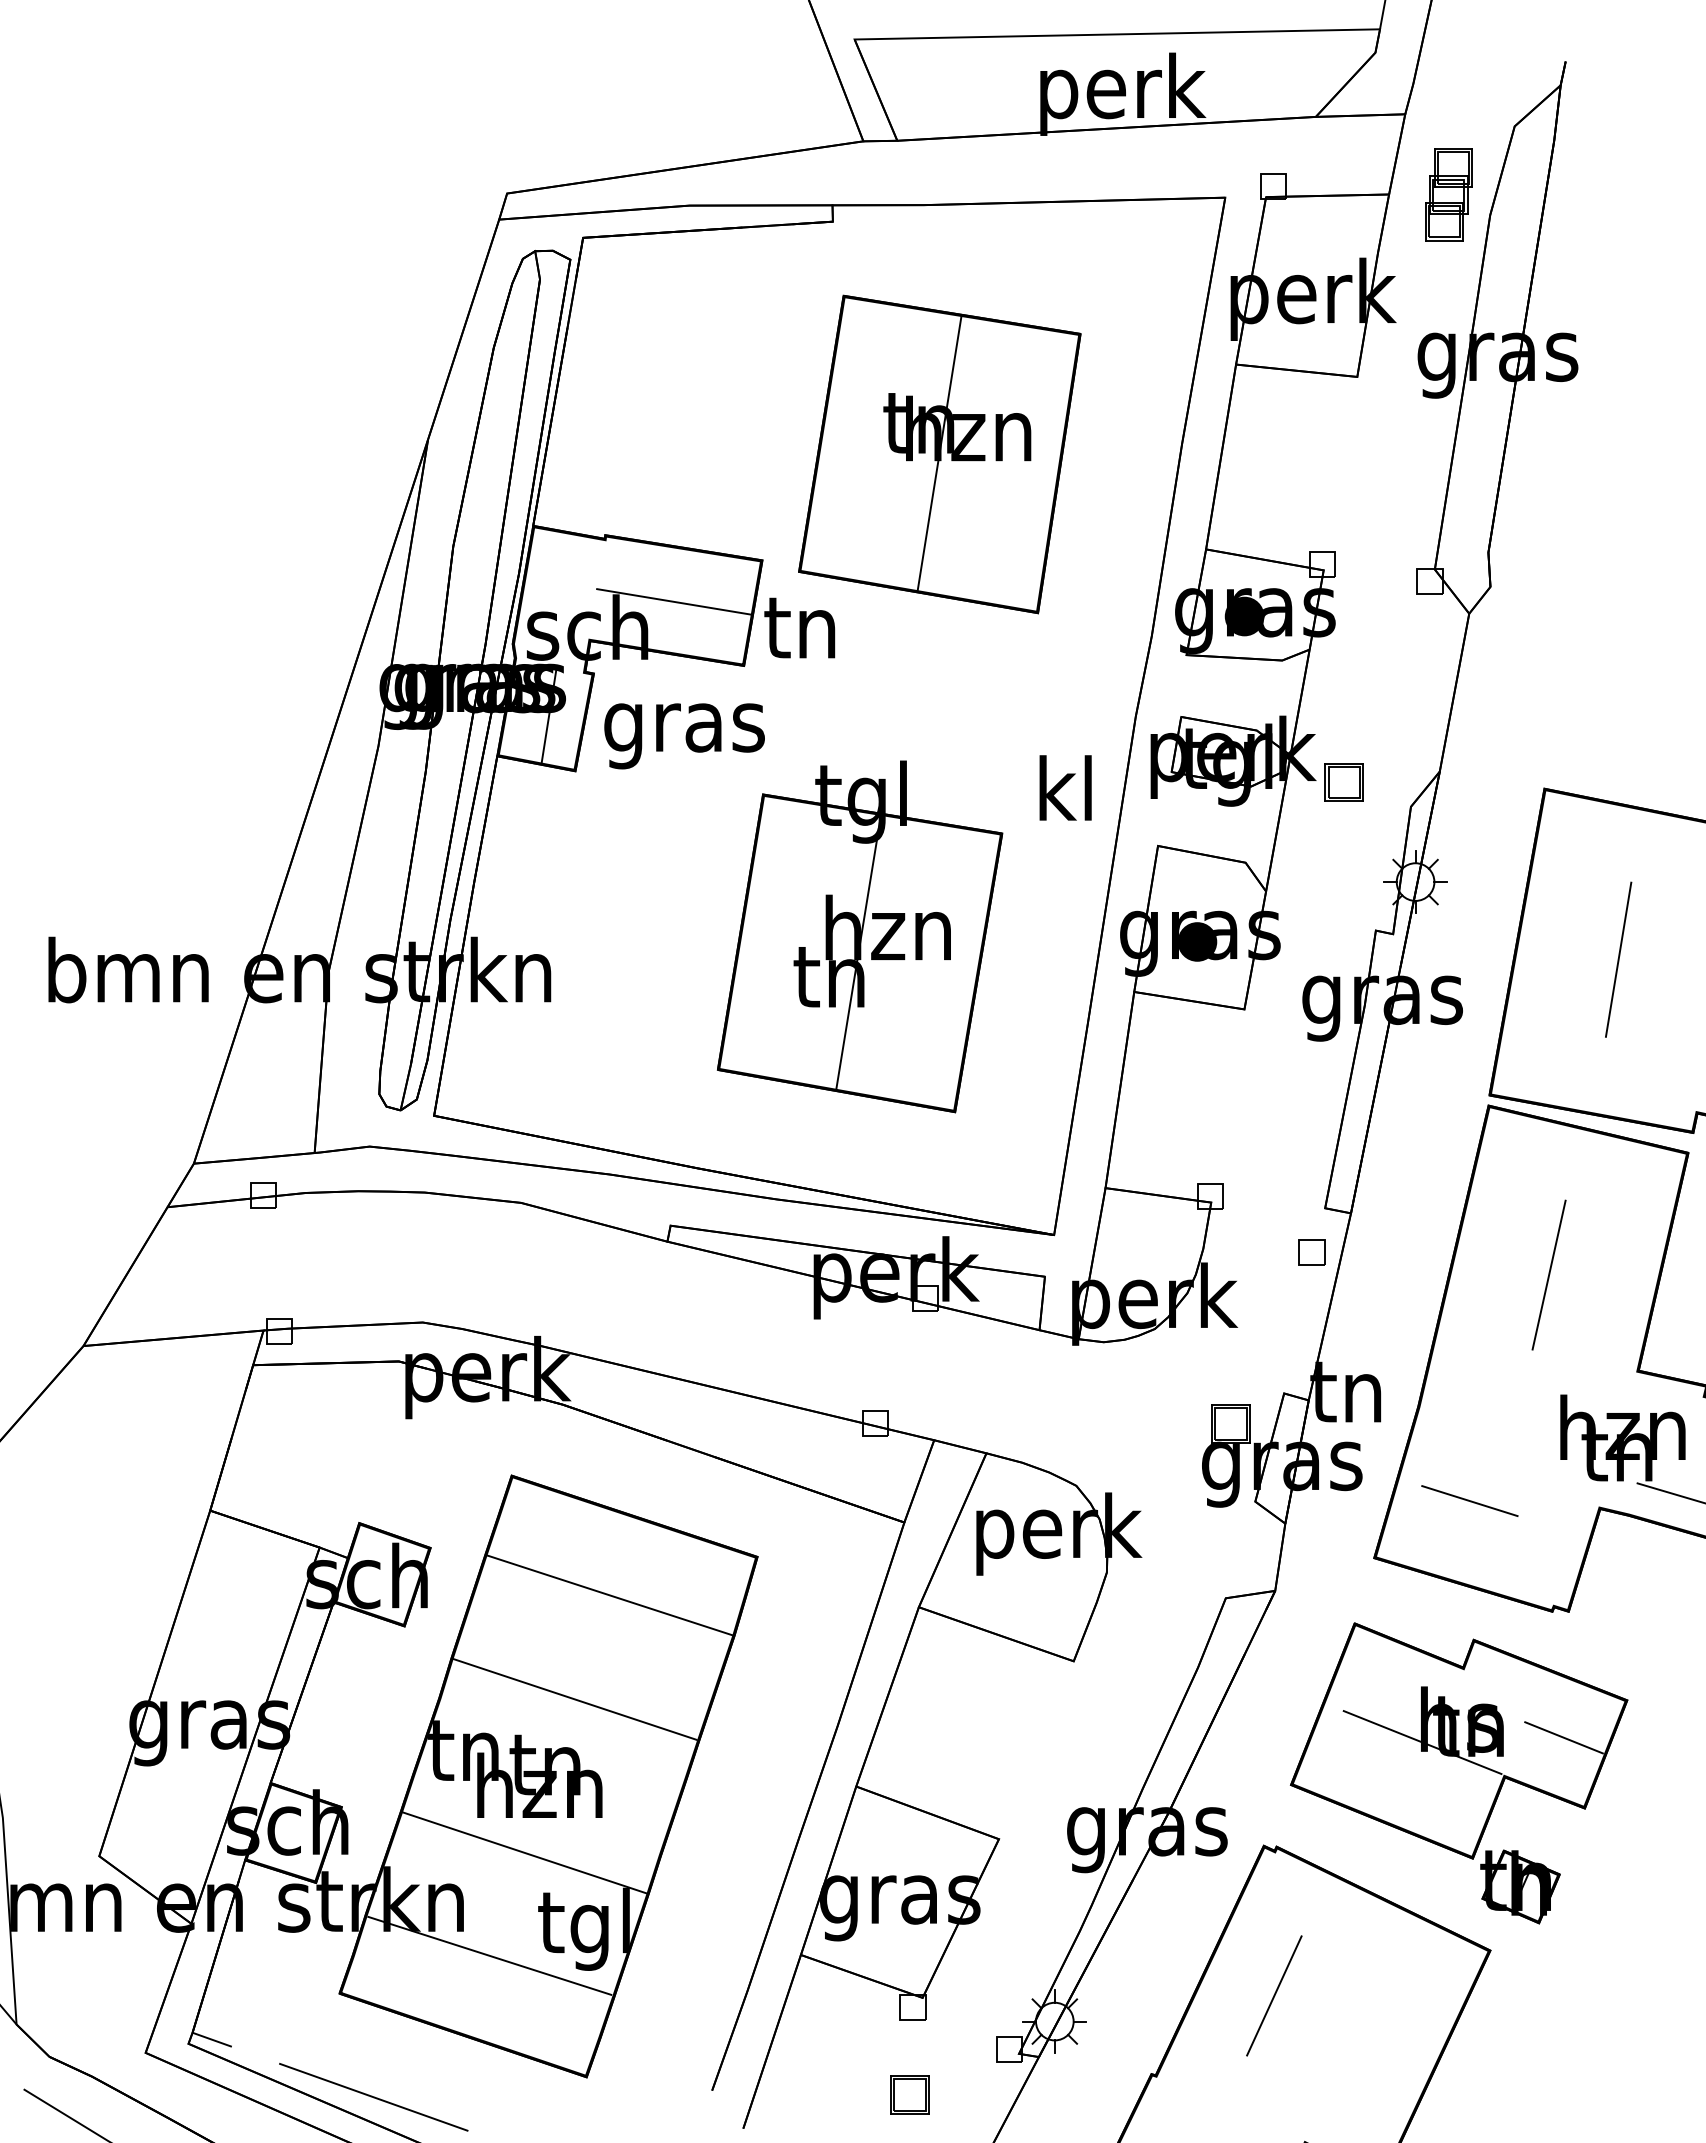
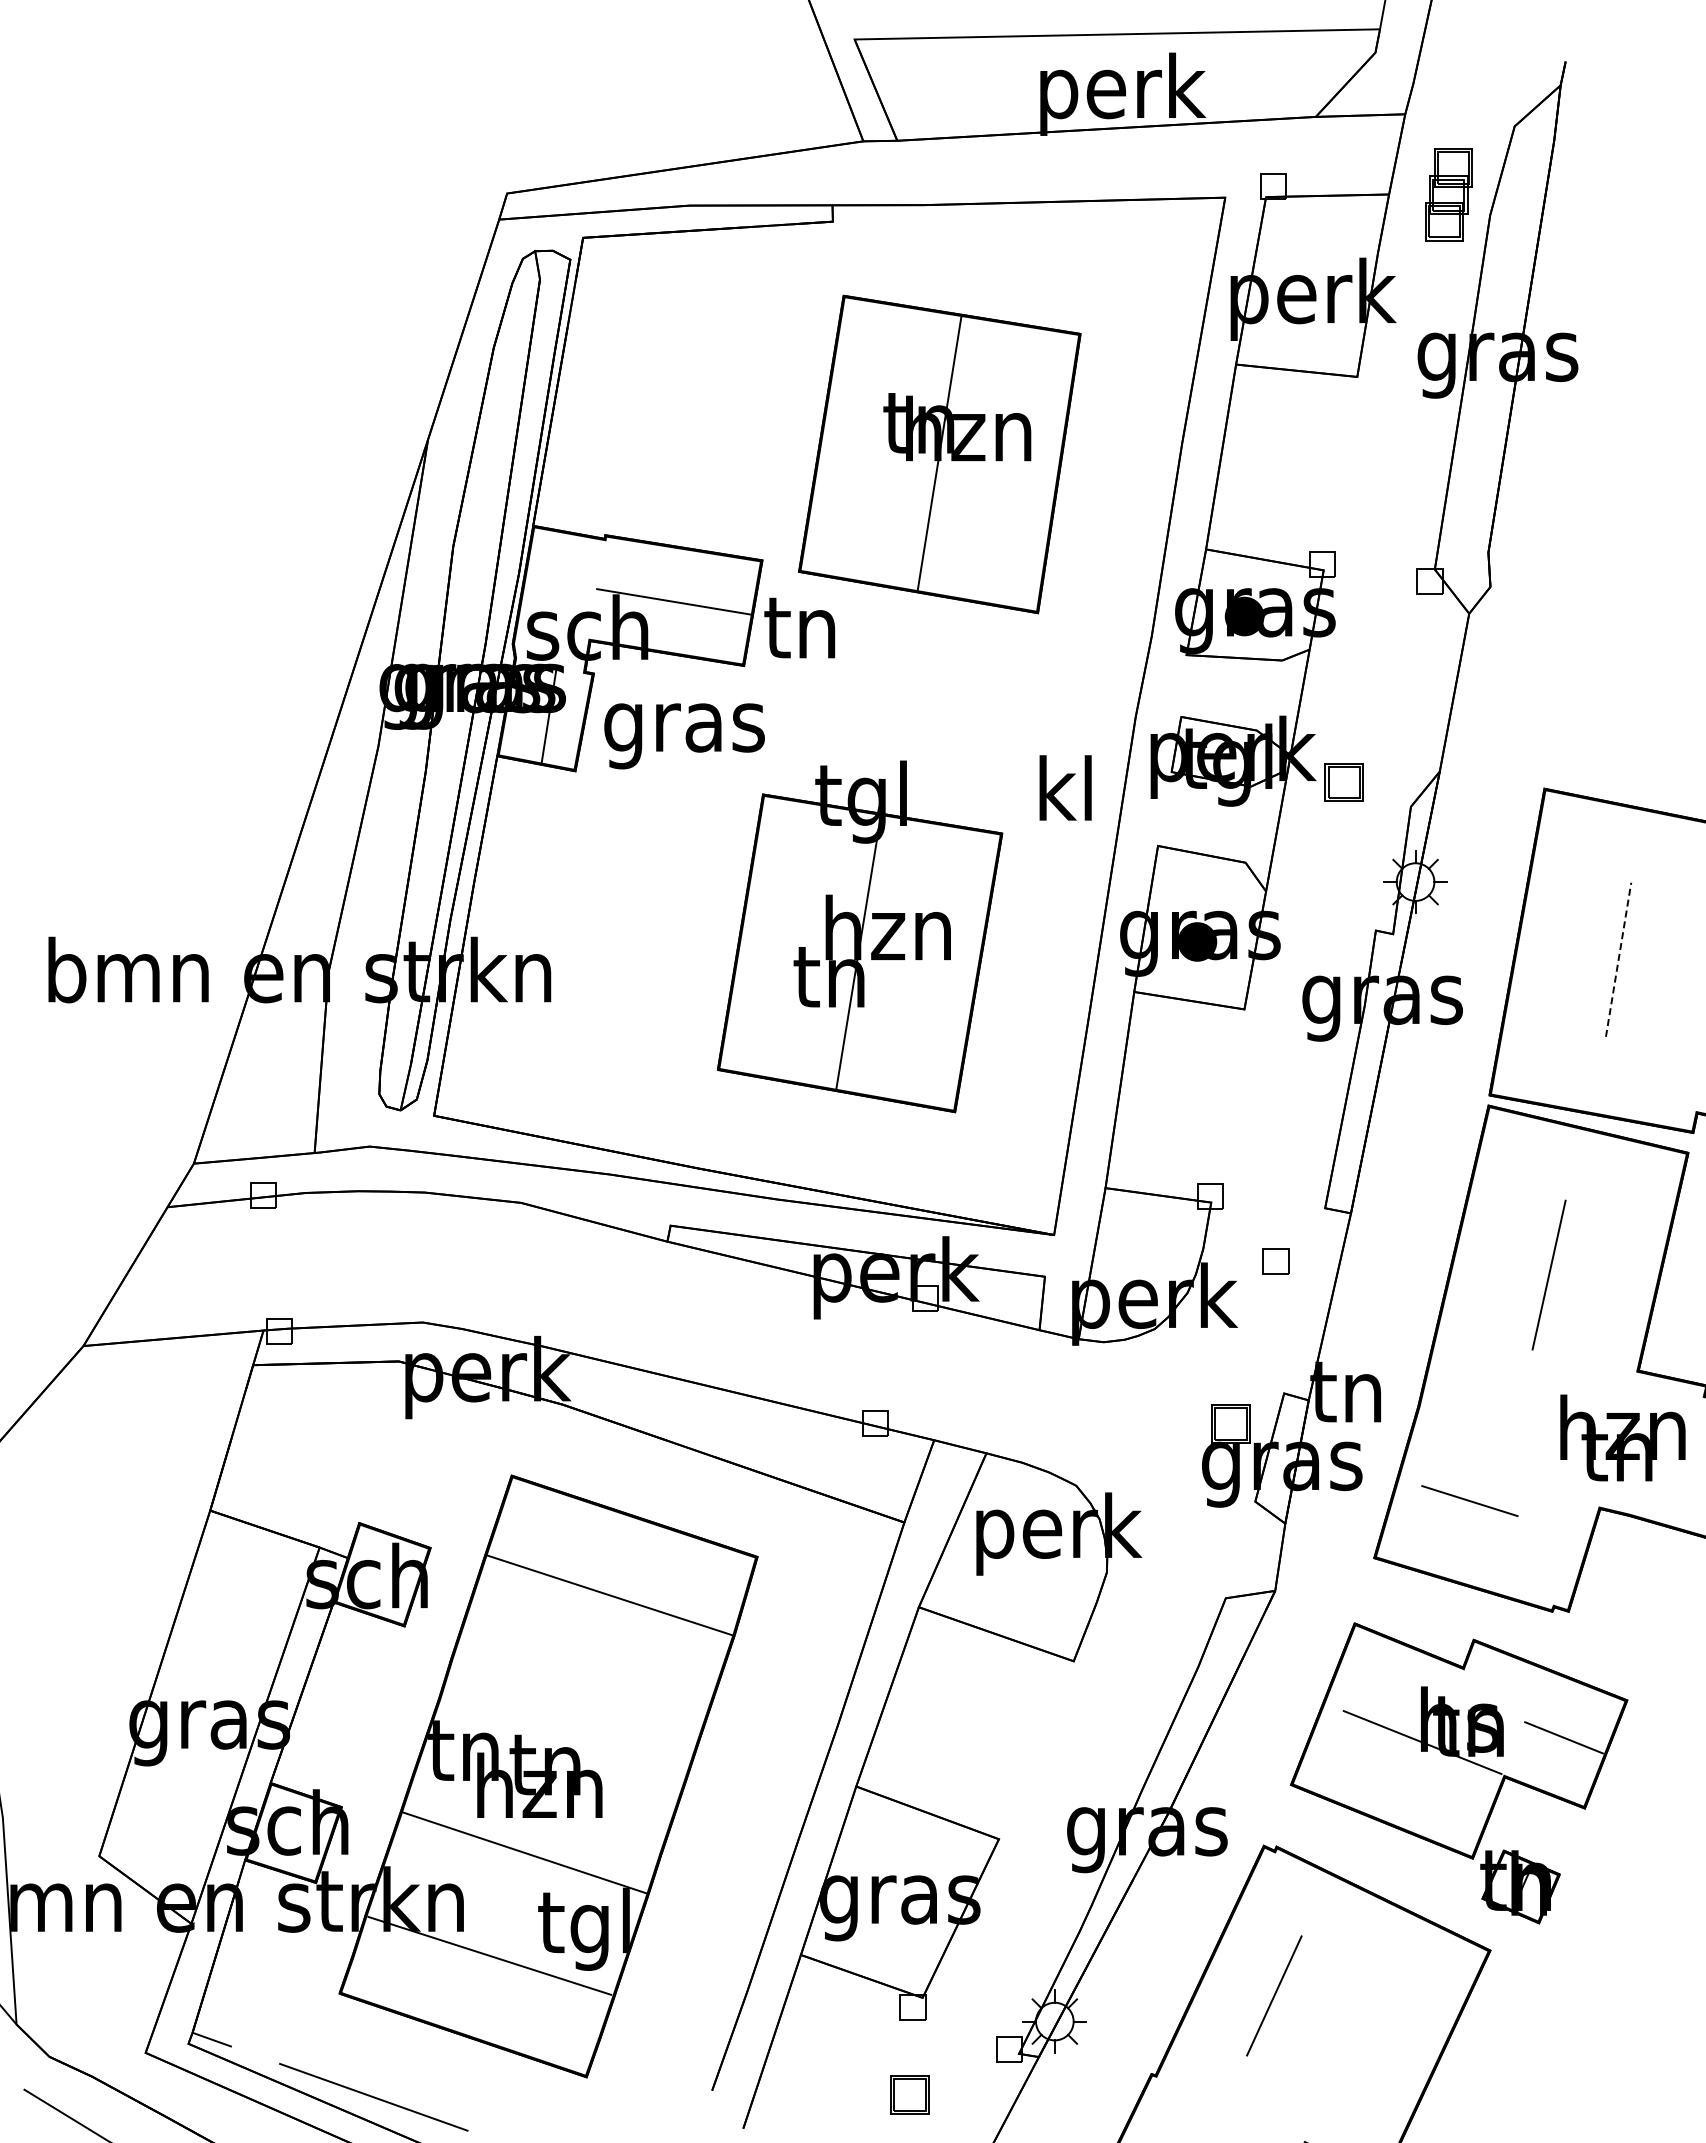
line: solid -> dashed (1618, 959)
part position: (1311, 1252) -> (1275, 1261) (1275, 1261)
line: present -> none (1669, 1492)
line: present -> none (574, 1699)
